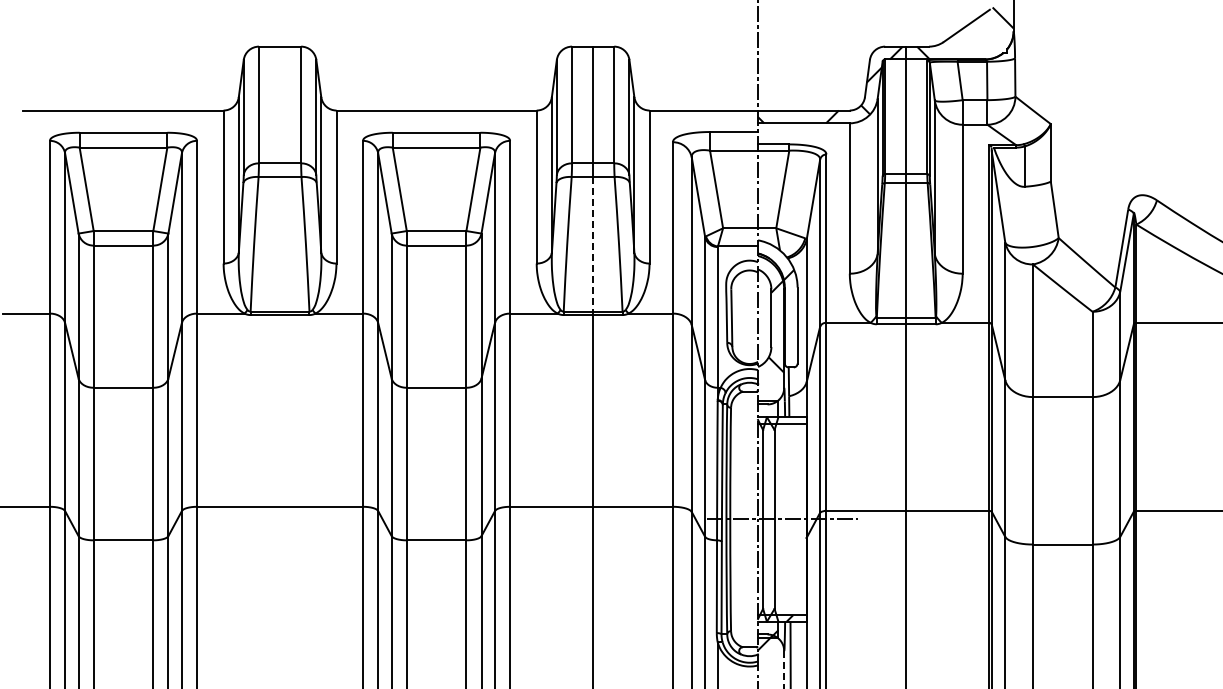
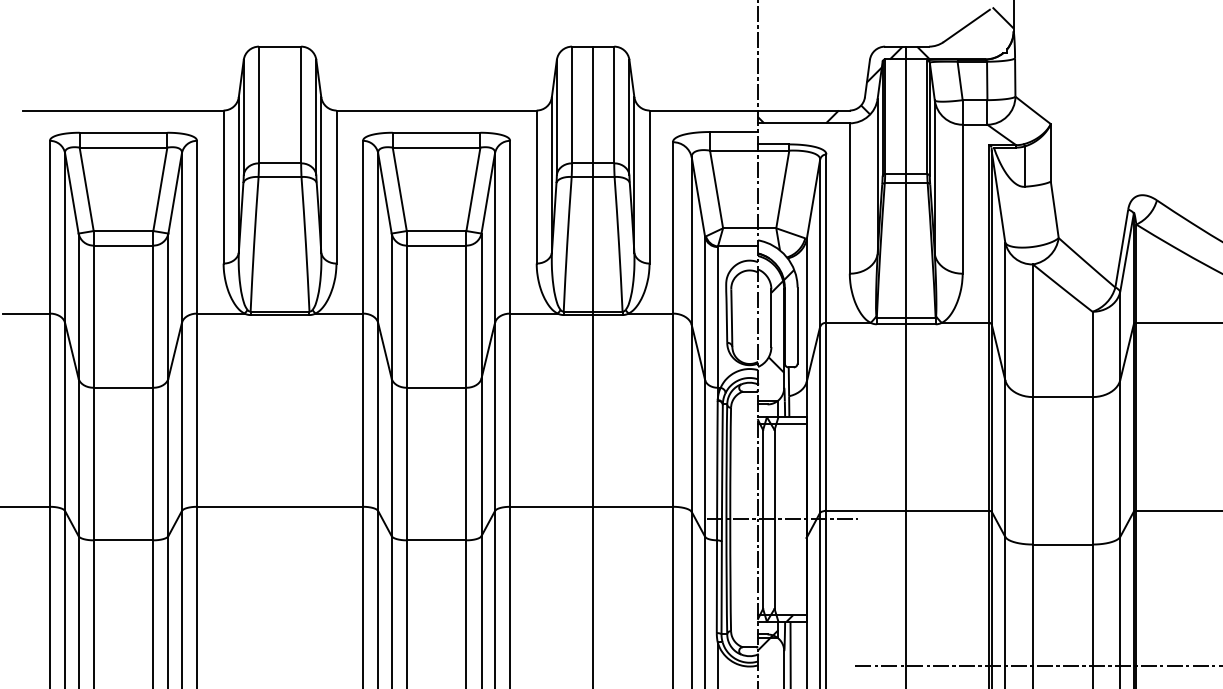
line: dashed -> solid (593, 244)
line: none -> present (1037, 666)
line: dashed -> solid (784, 670)
